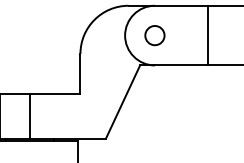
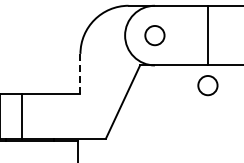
line: solid -> dashed (80, 73)
circle: none -> present (207, 85)
line position: (29, 116) -> (21, 116) (21, 116)
